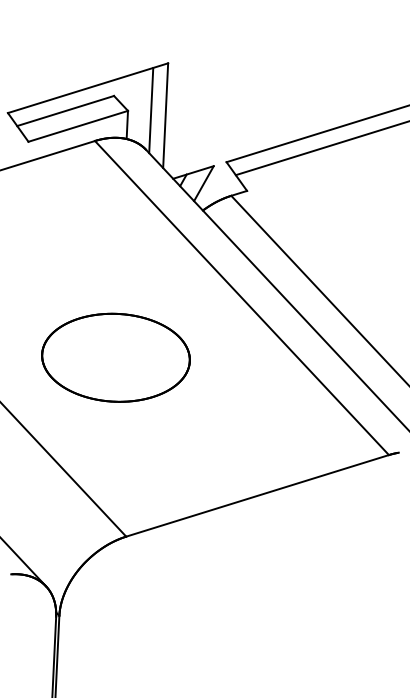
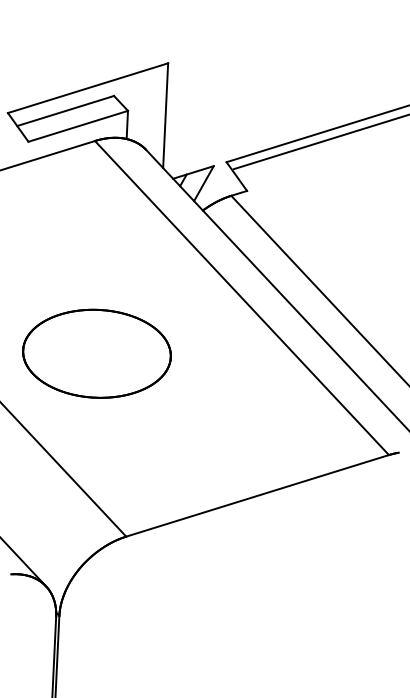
line: present -> none (151, 110)
line position: (320, 148) -> (319, 142) (319, 142)
part position: (115, 357) -> (96, 353) (96, 353)
